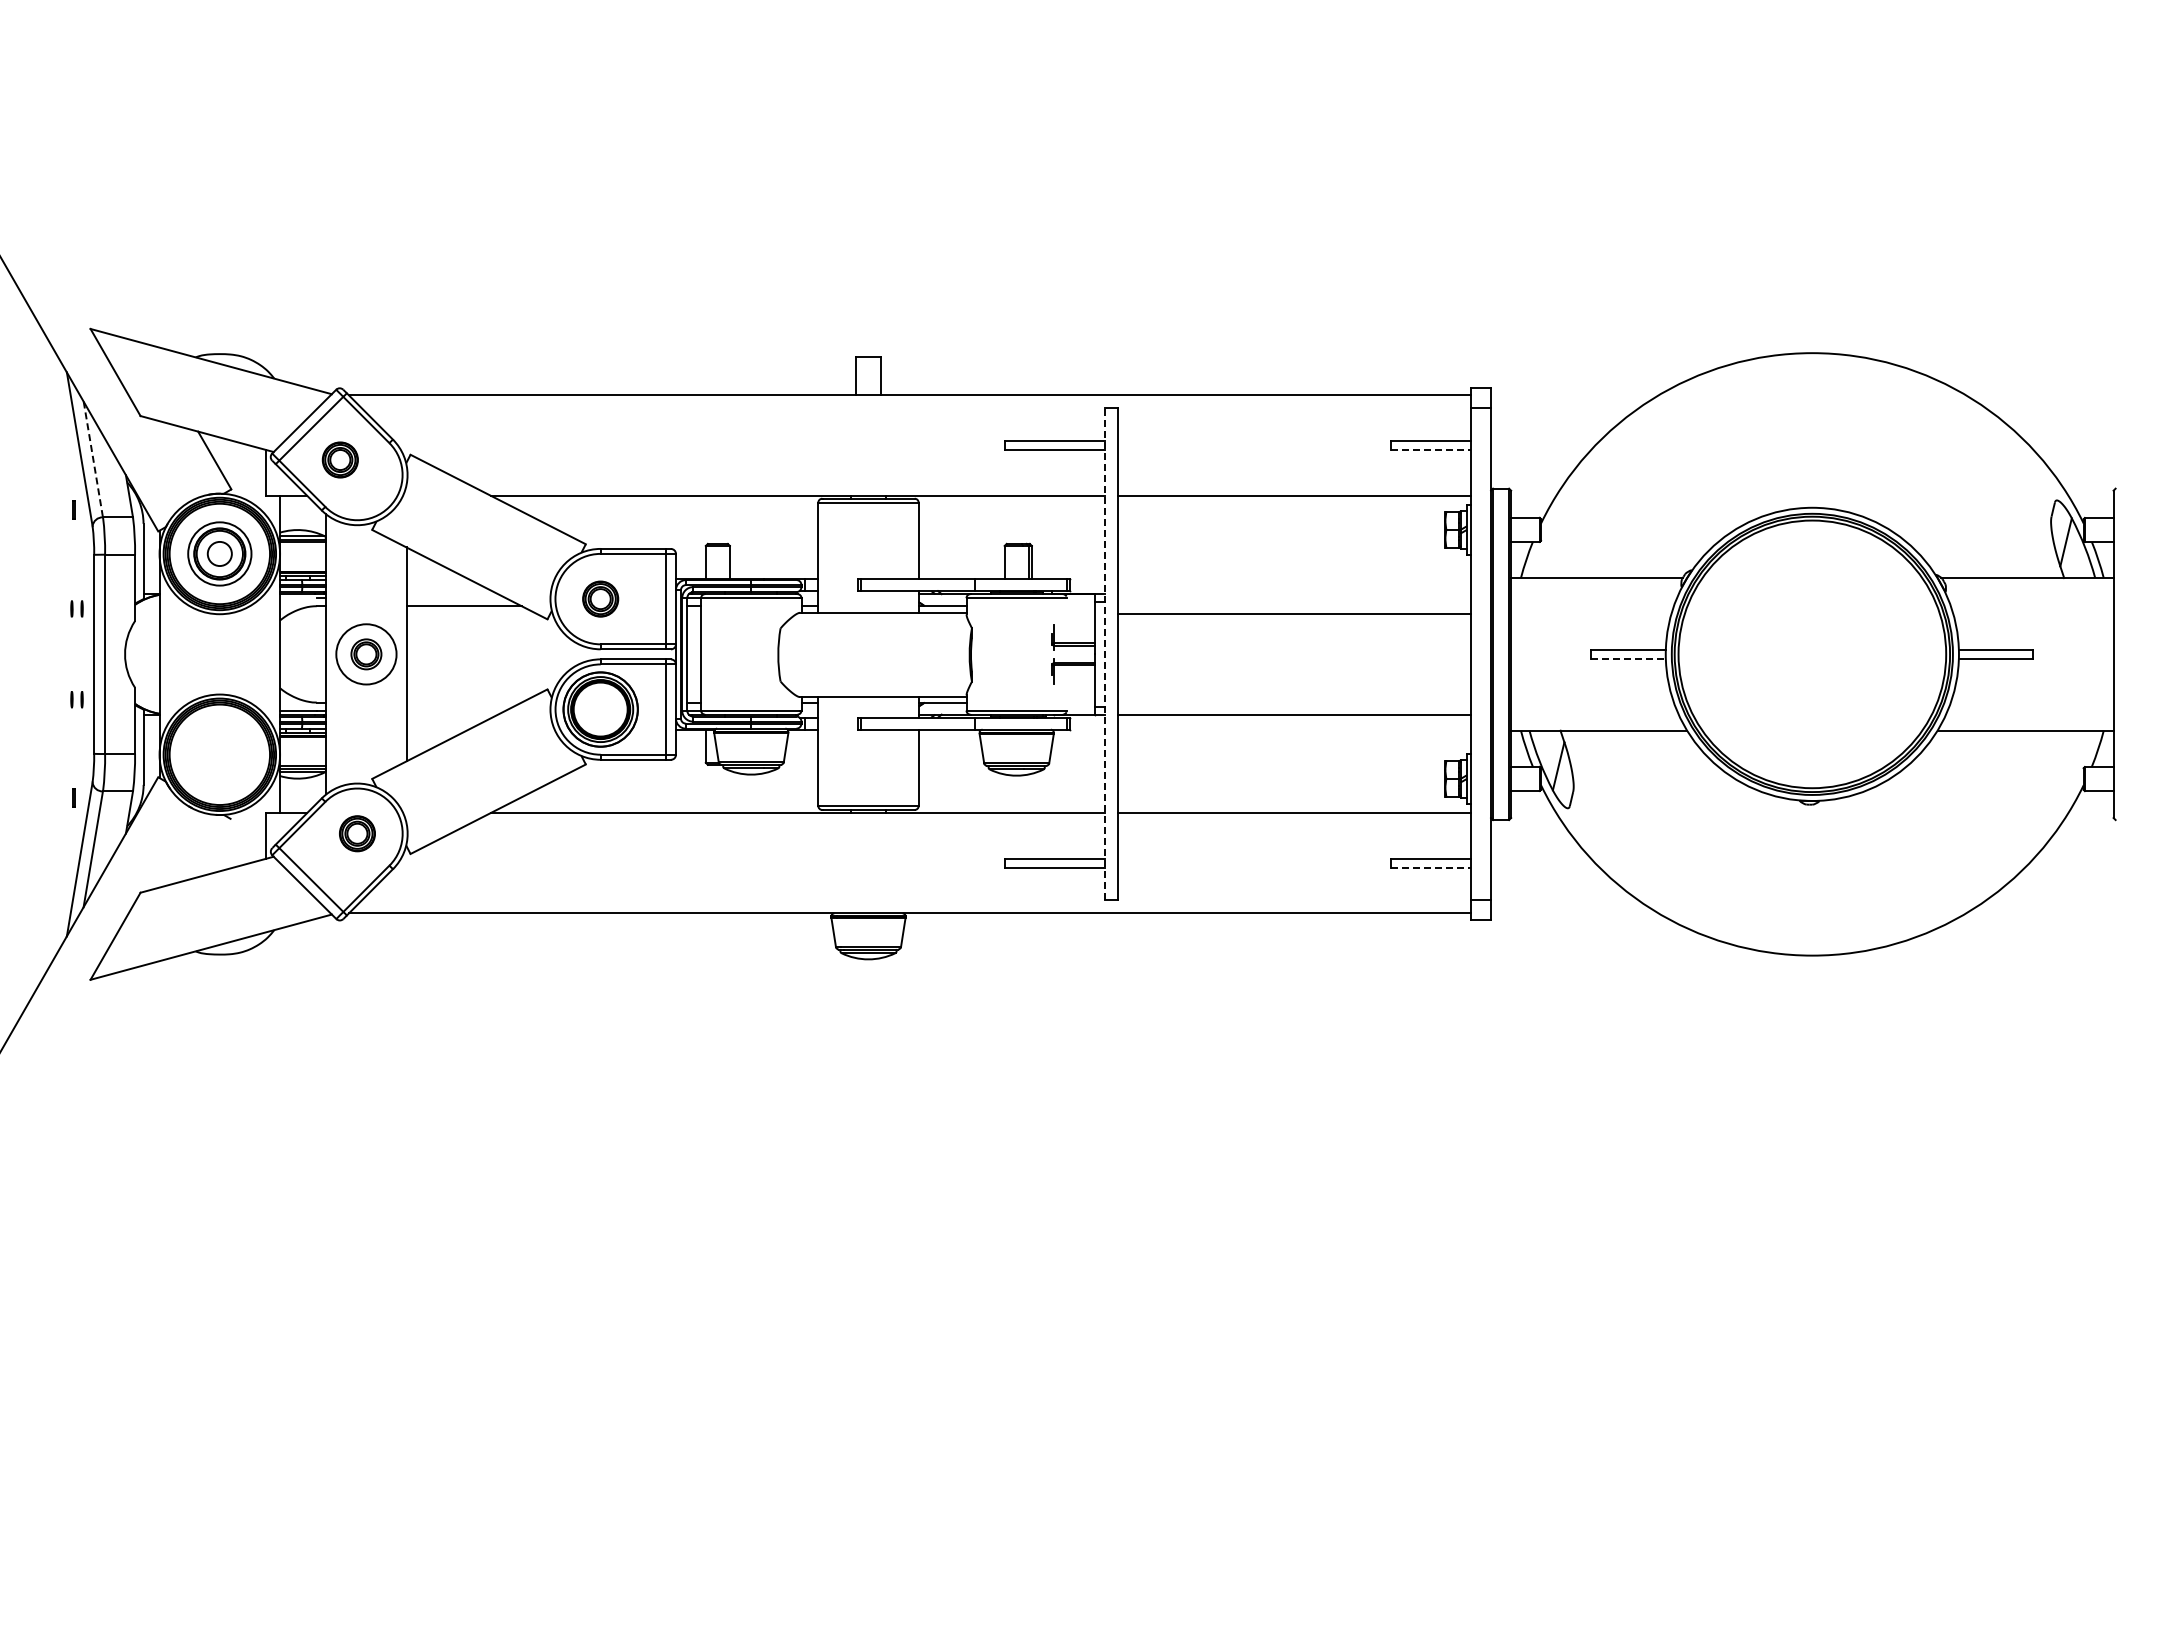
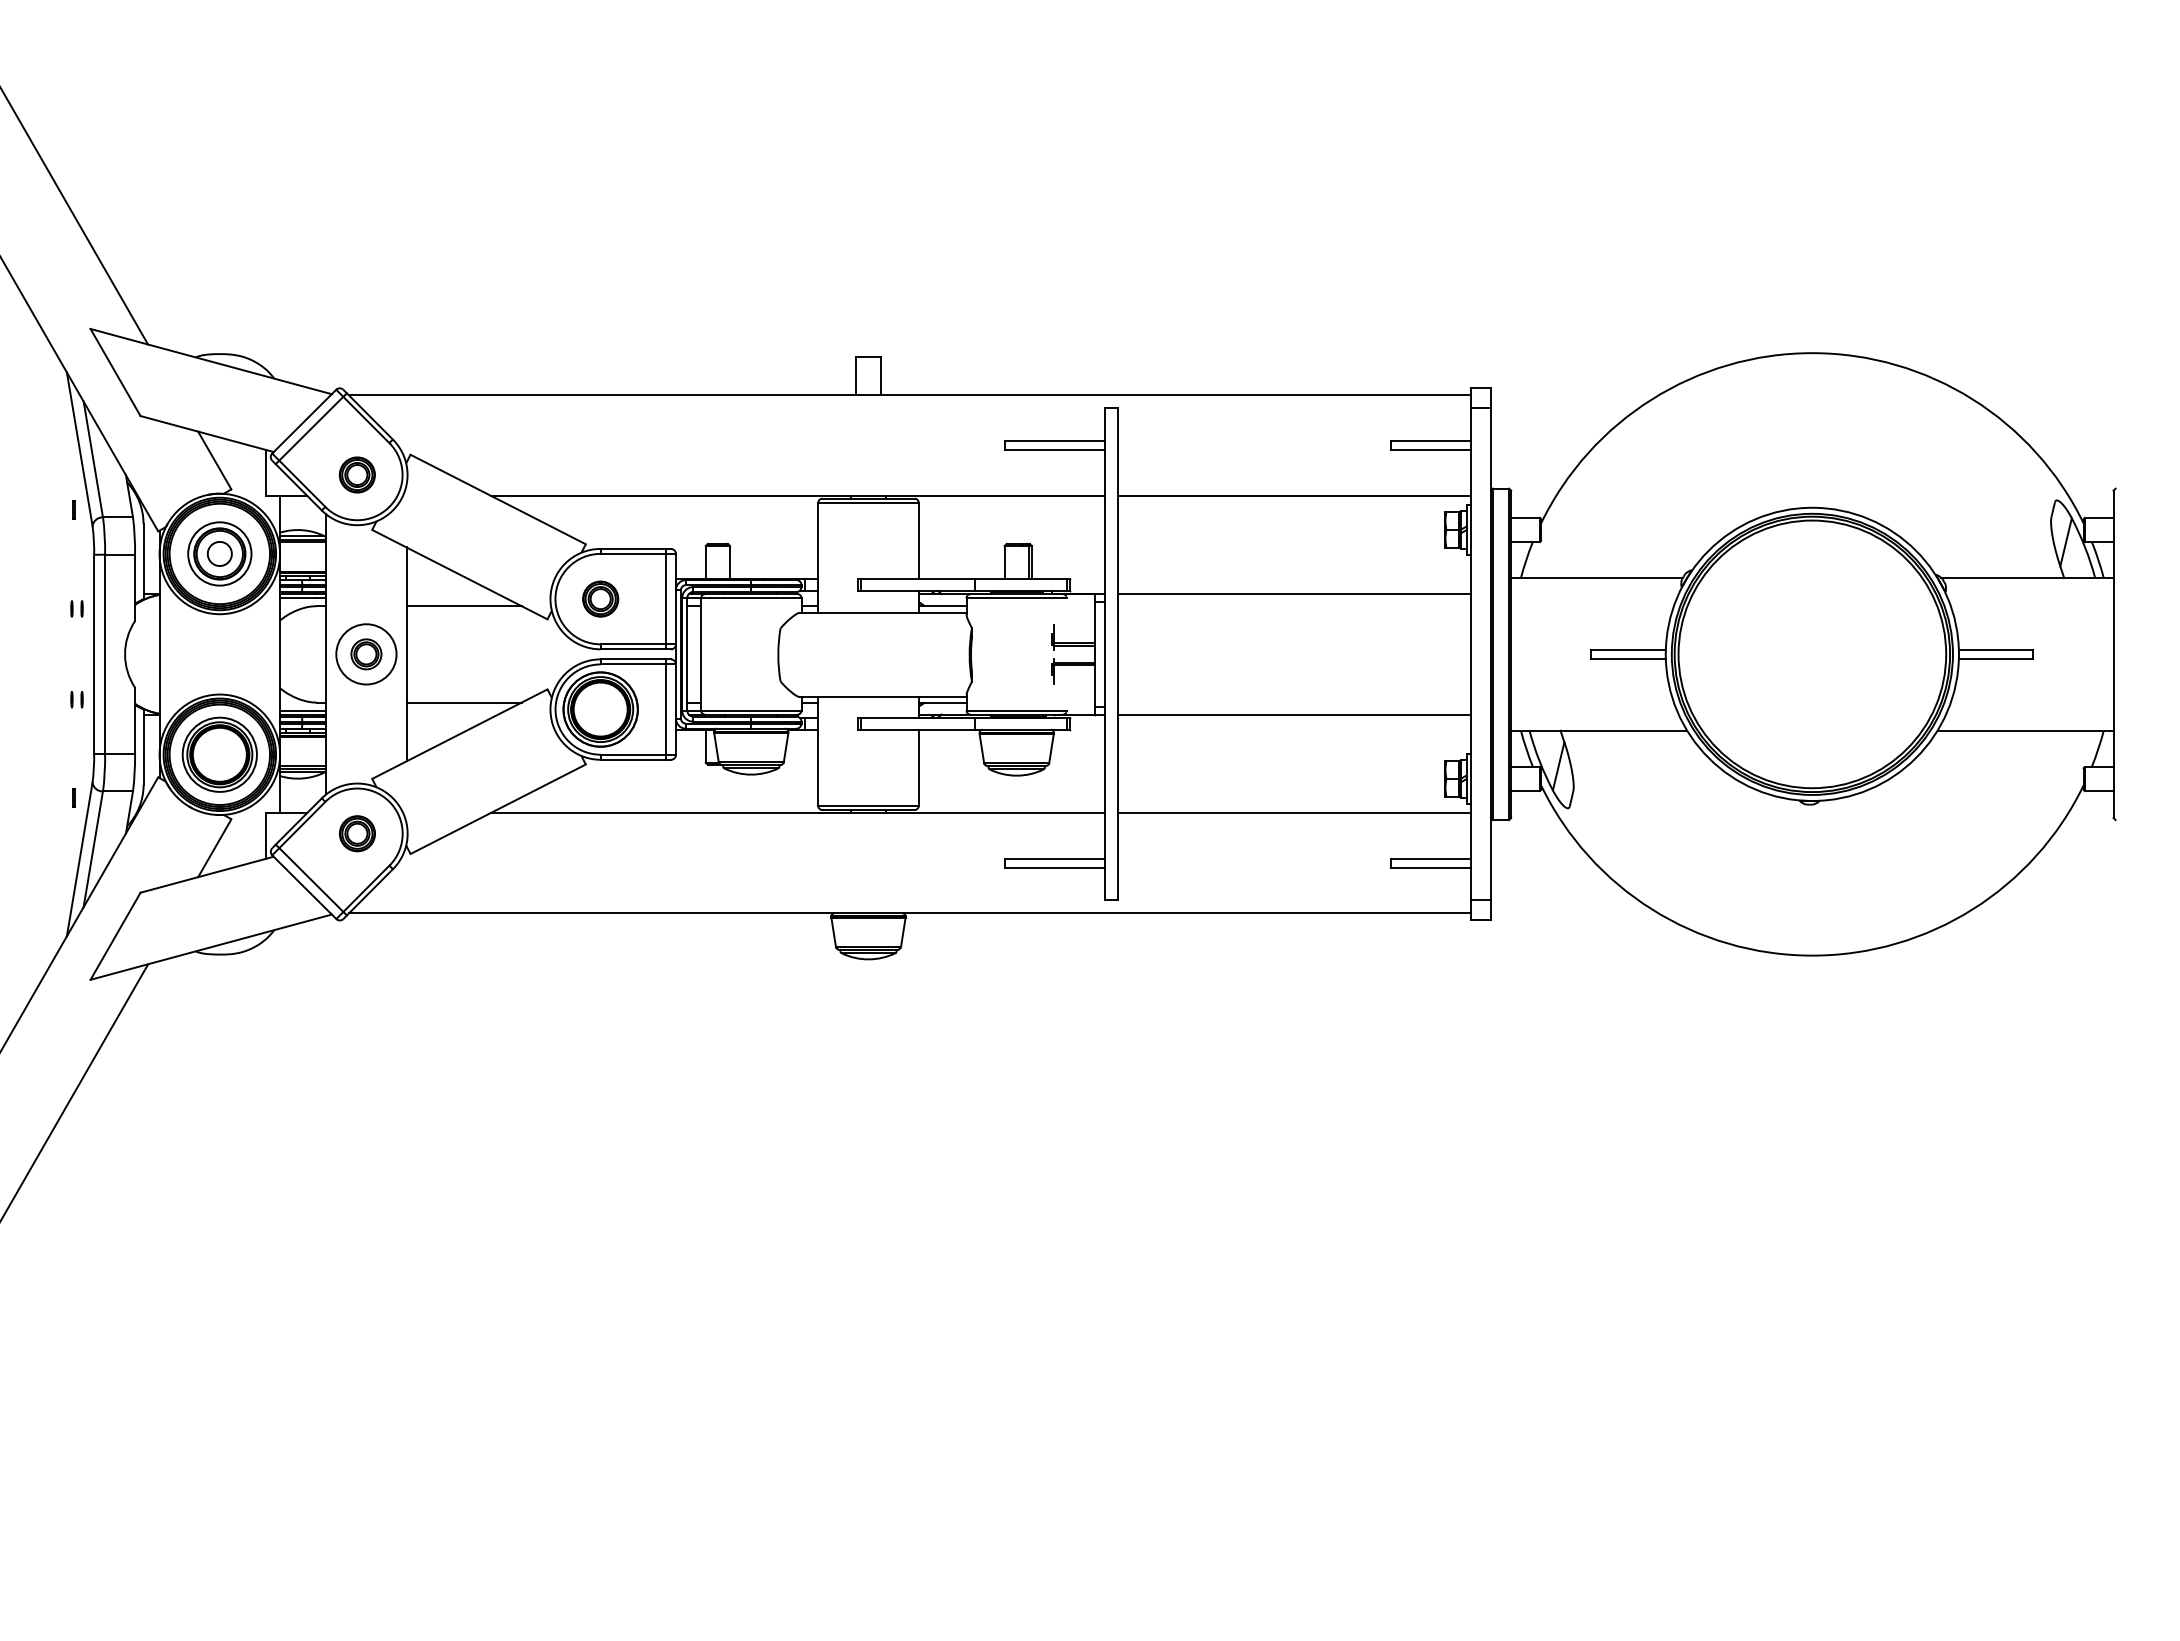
line: none -> present (75, 217)
line: dashed -> solid (1431, 450)
line: dashed -> solid (93, 459)
part position: (339, 459) -> (356, 474) (356, 474)
line: none -> present (298, 598)
line position: (1293, 614) -> (1293, 594) (1293, 594)
line: dashed -> solid (1105, 653)
line: dashed -> solid (1629, 658)
line: none -> present (463, 702)
part: none -> present (219, 754)
line: none -> present (214, 848)
line: dashed -> solid (1431, 867)
line: none -> present (75, 1091)
